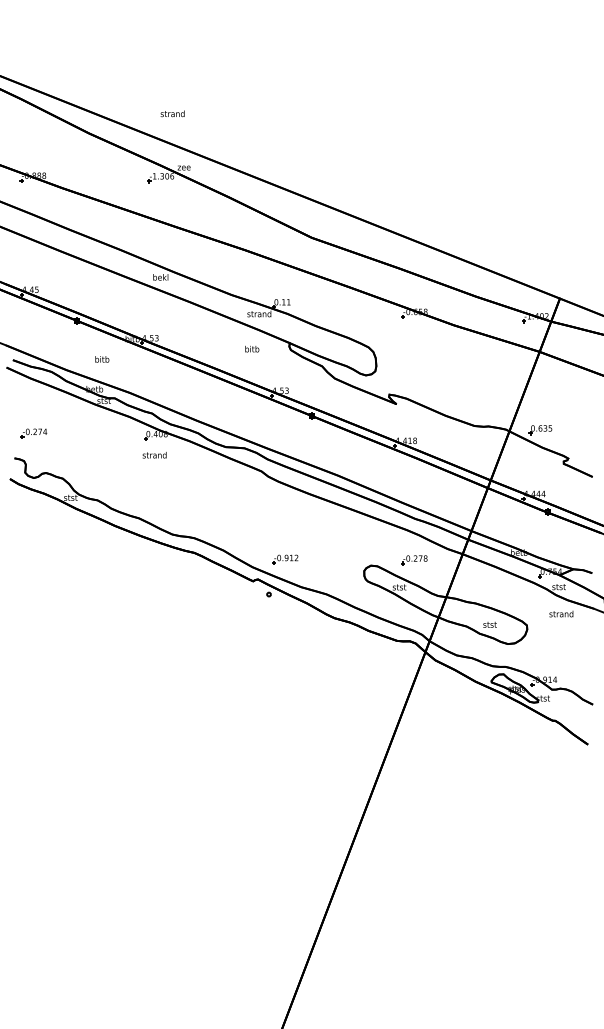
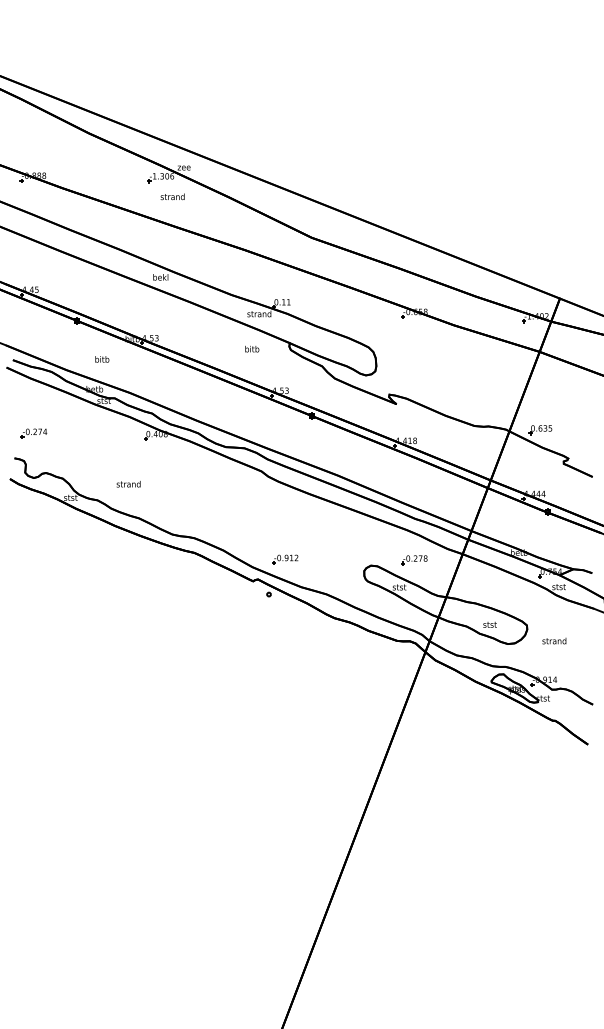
text position: (172, 113) -> (172, 196) (172, 196)
text position: (154, 455) -> (128, 484) (128, 484)
text position: (561, 613) -> (554, 640) (554, 640)
